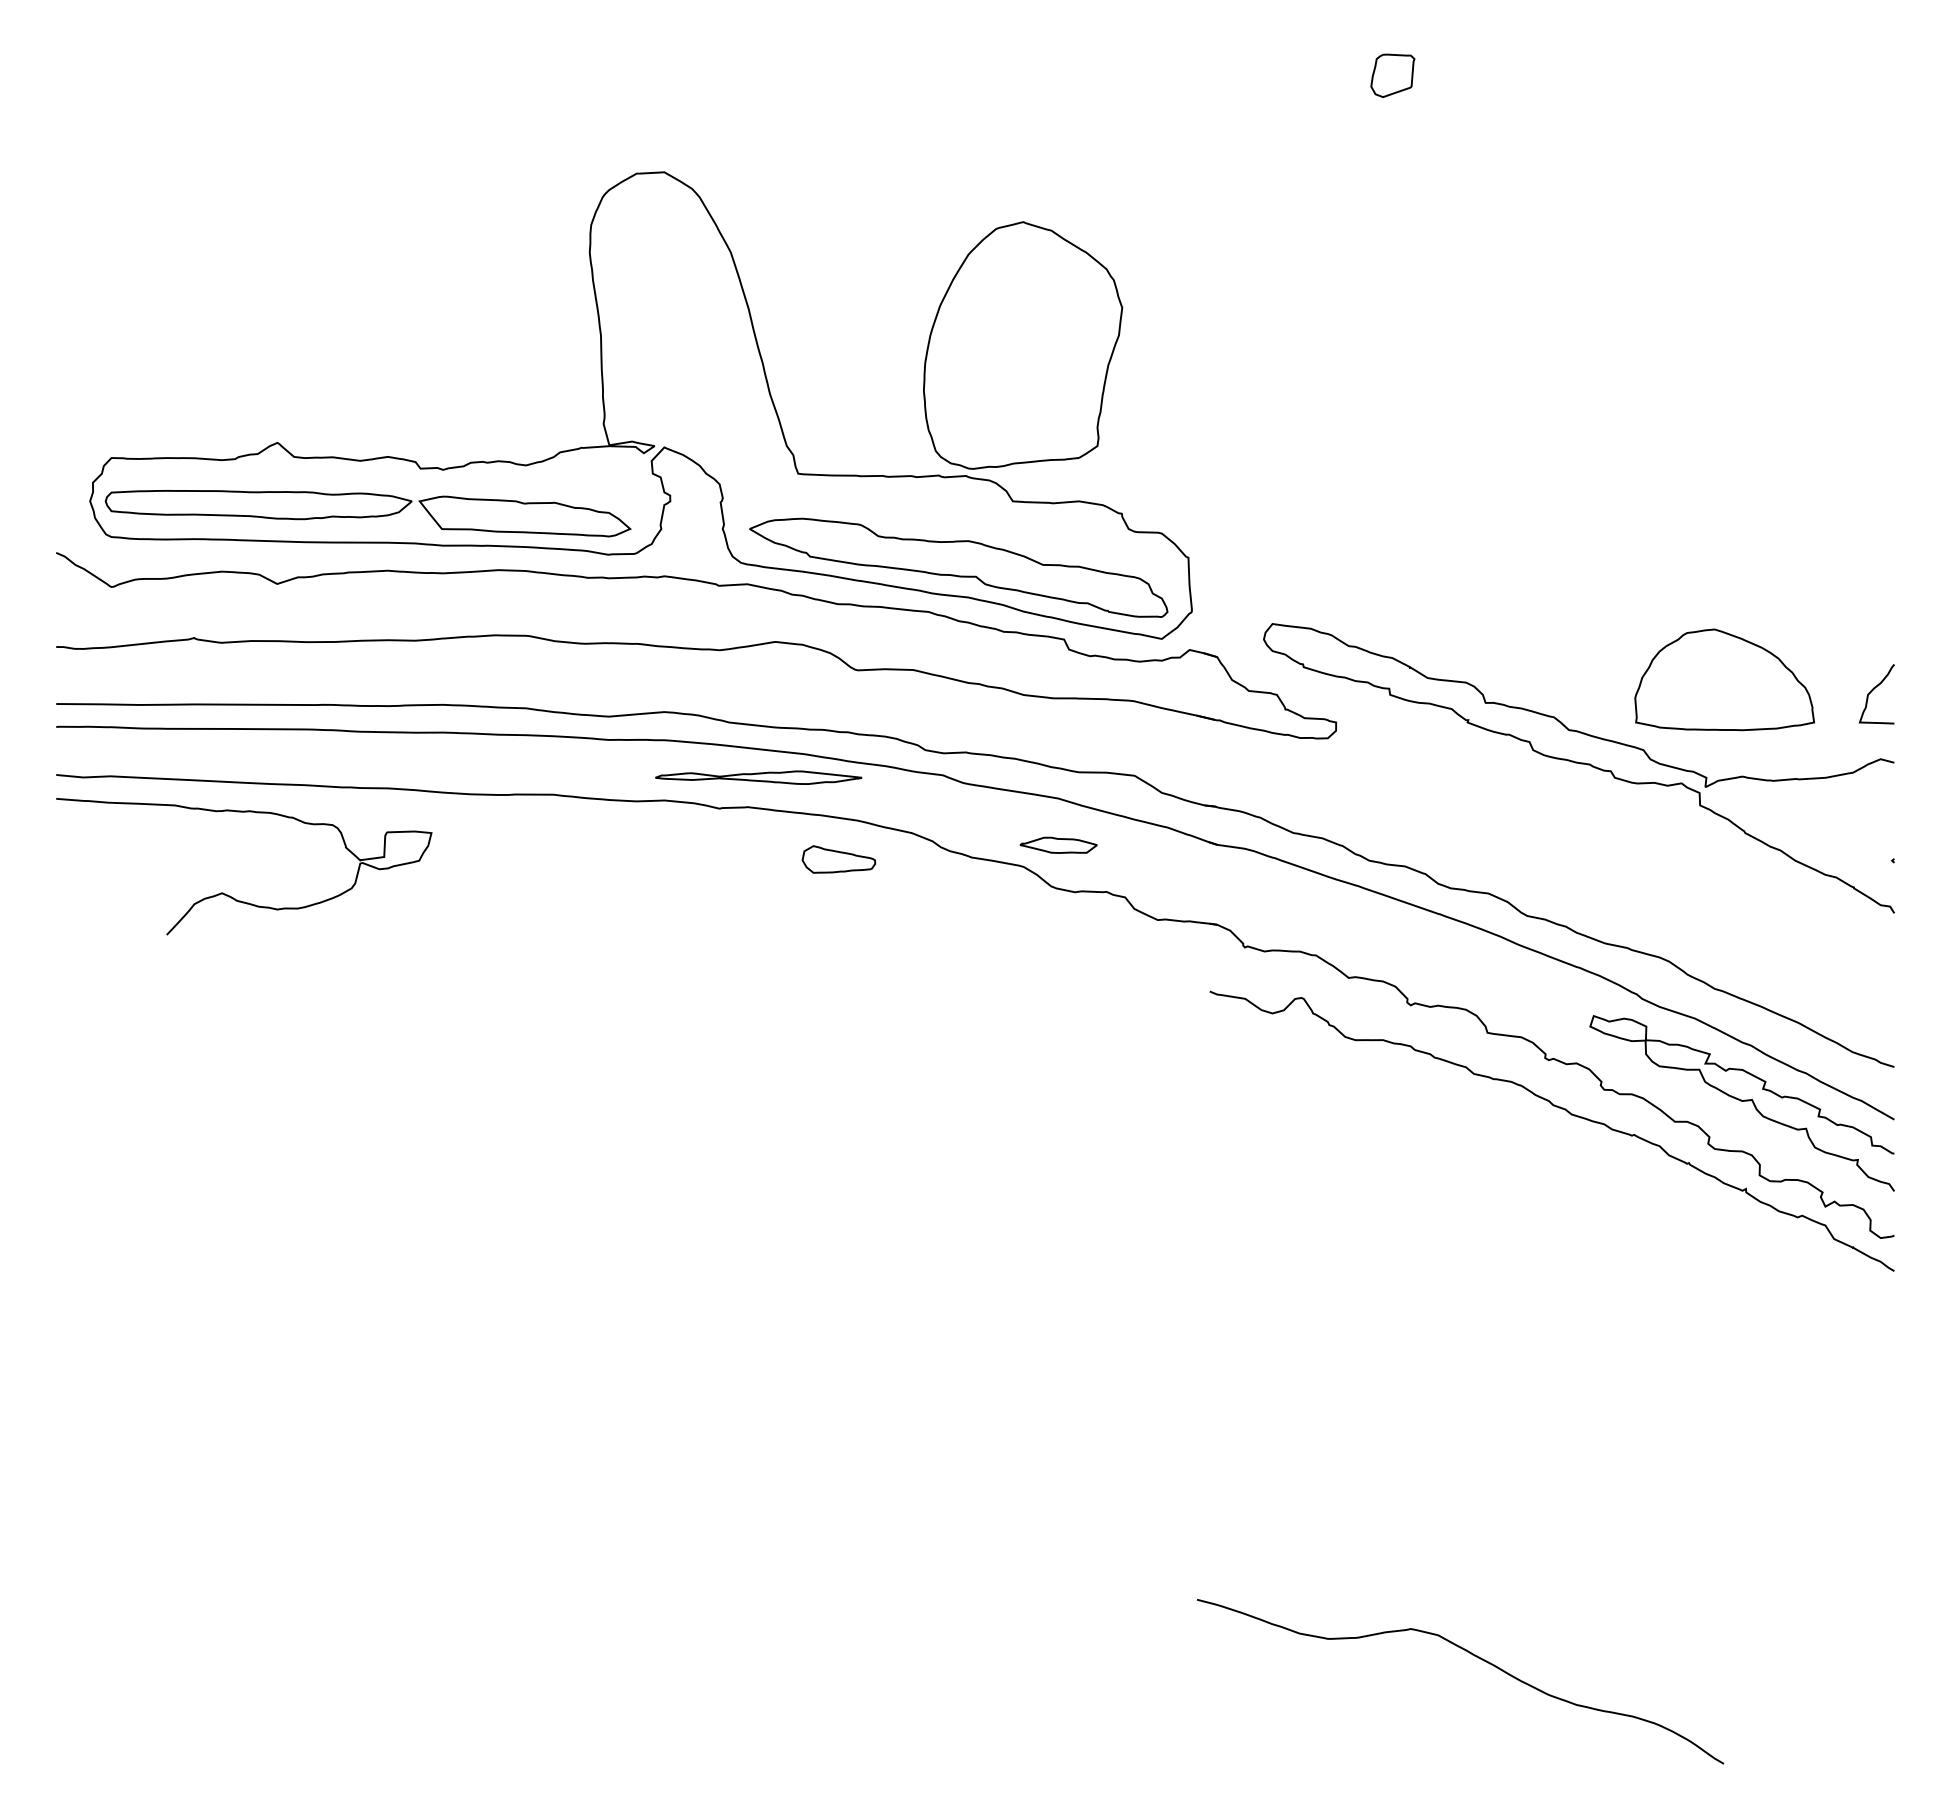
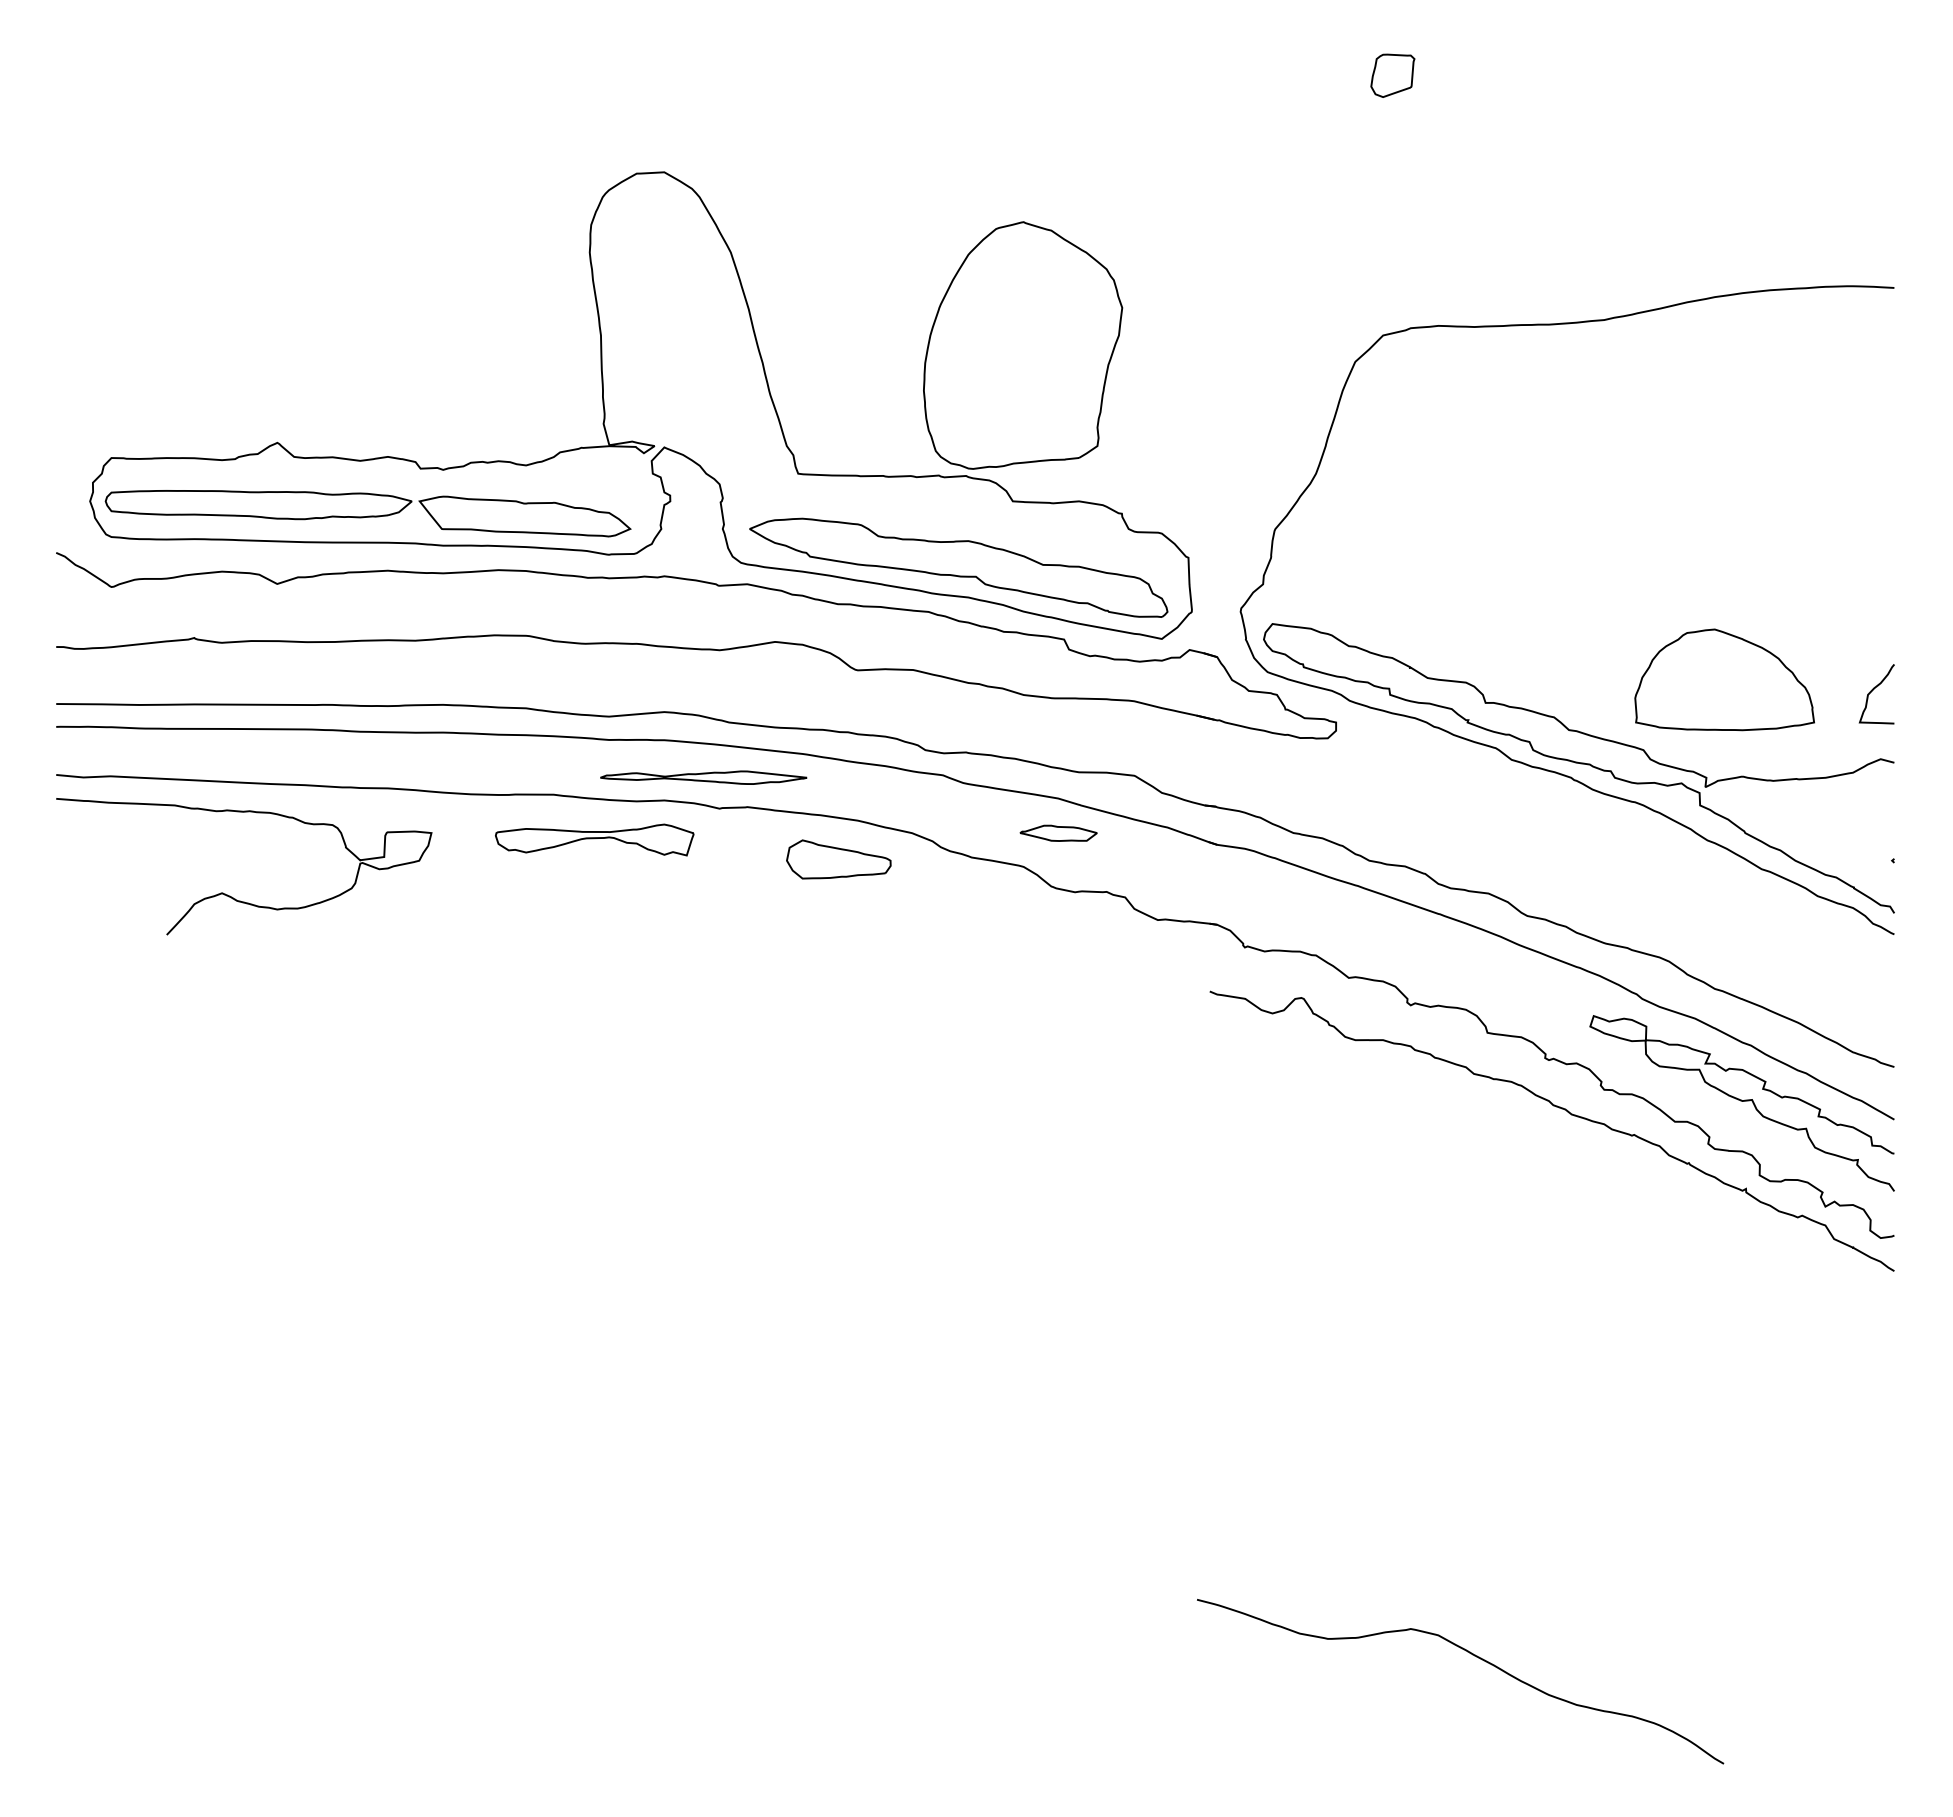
curve: none -> present (1496, 747)
part position: (758, 777) -> (703, 777) (703, 777)
part: none -> present (594, 839)
part position: (1058, 844) -> (1058, 832) (1058, 832)
part size: 76x29 px -> 106x41 px (838, 859)
